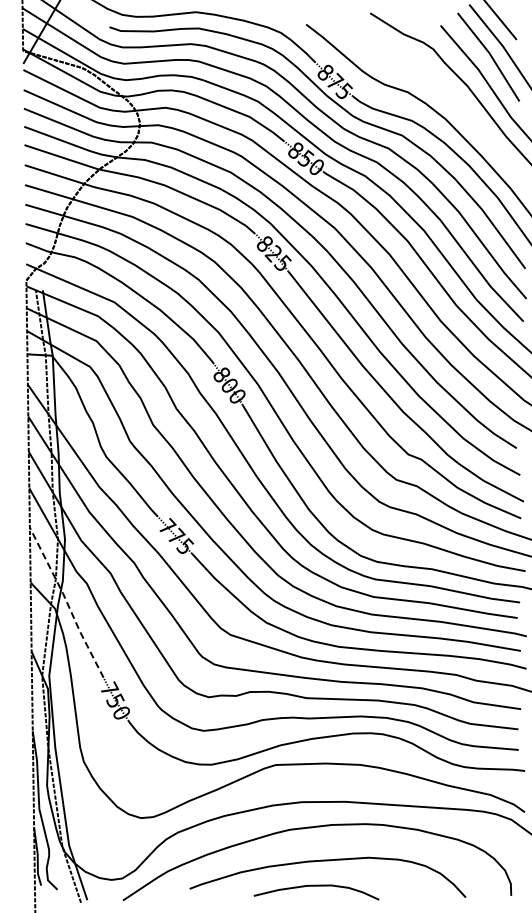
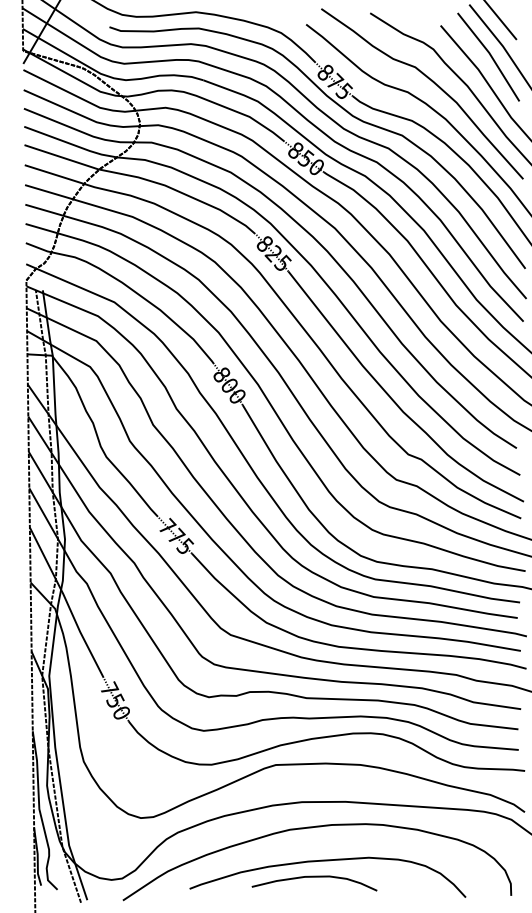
curve: none -> present (432, 82)
line: dashed -> solid (66, 602)
curve position: (316, 886) -> (314, 877) (314, 877)
